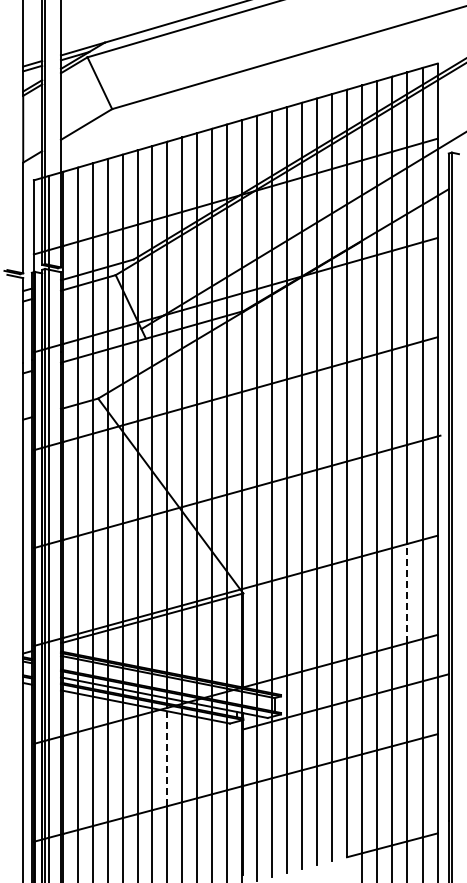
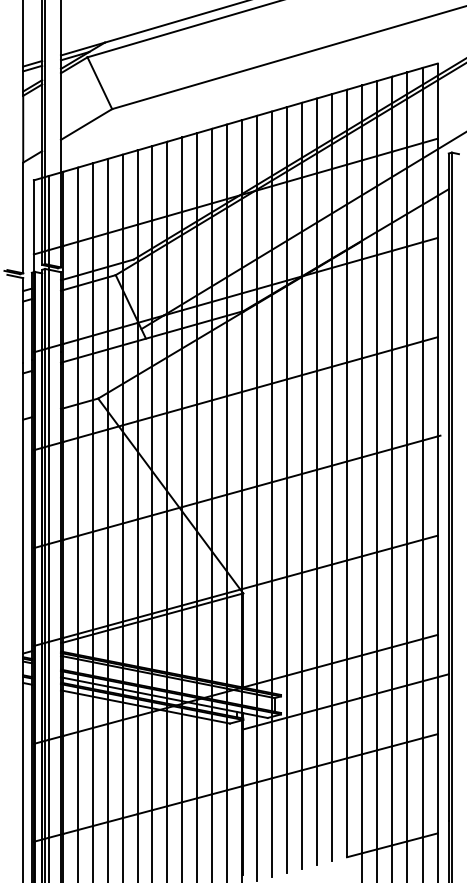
line: dashed -> solid (407, 593)
line: dashed -> solid (167, 756)
